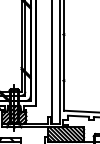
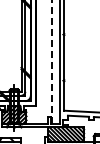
line: solid -> dashed (52, 62)
